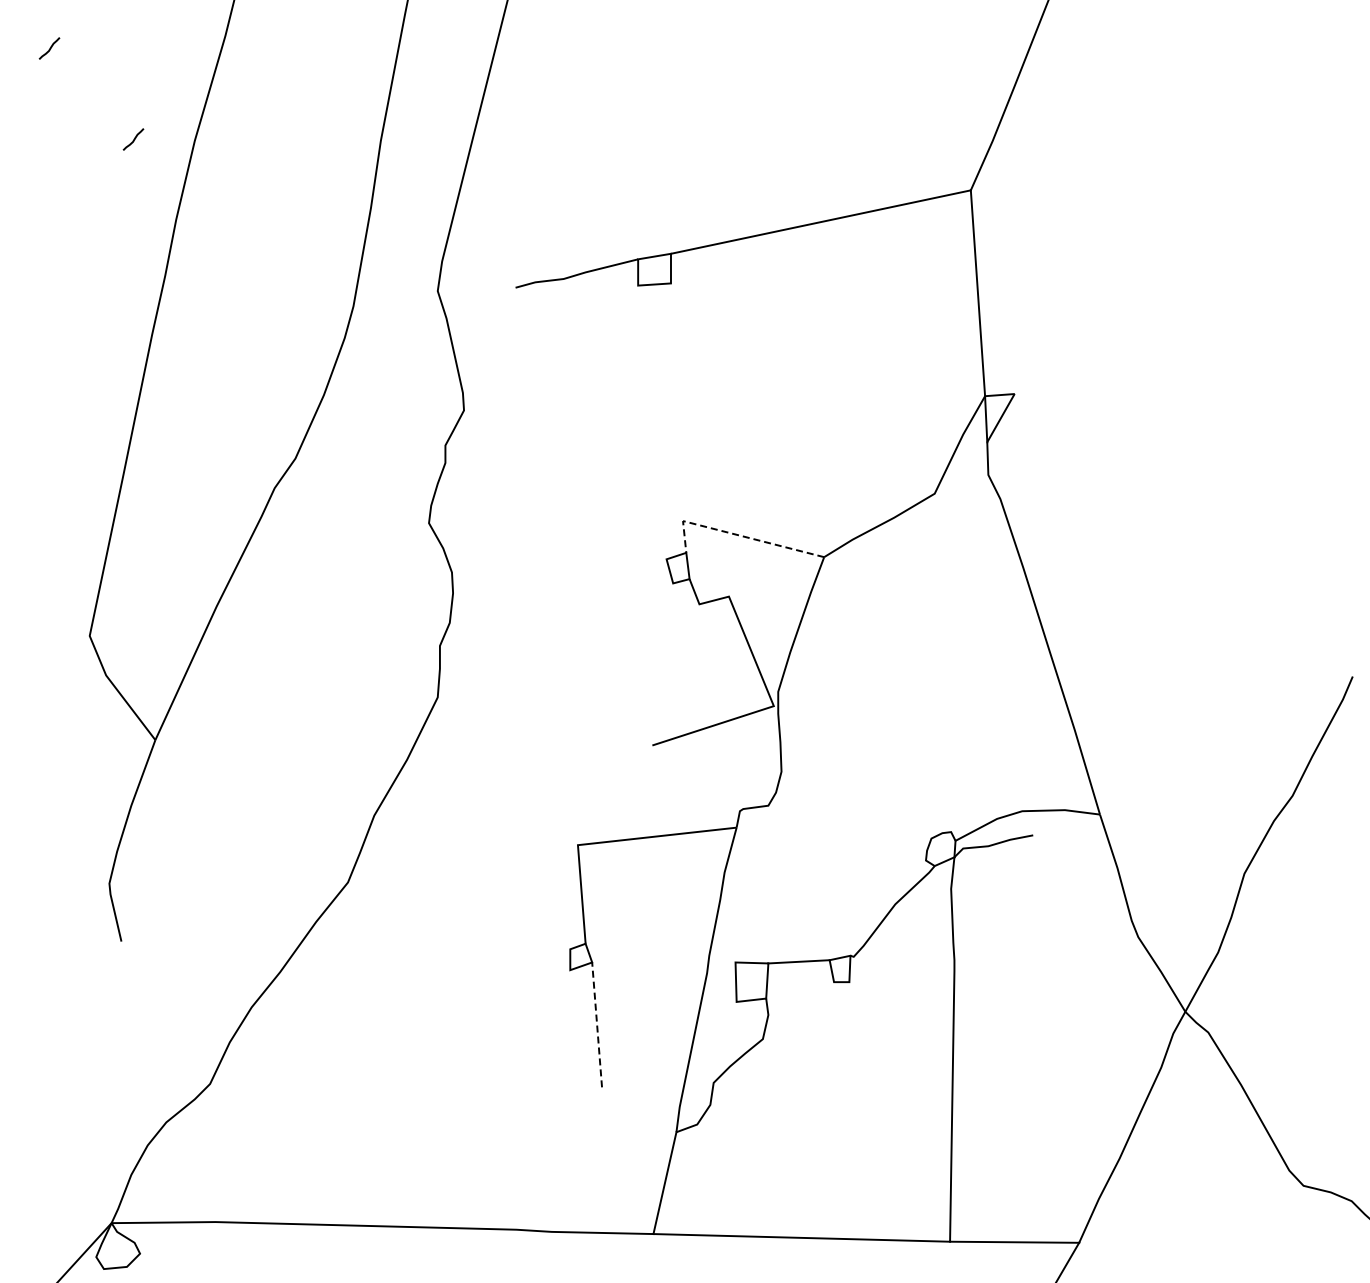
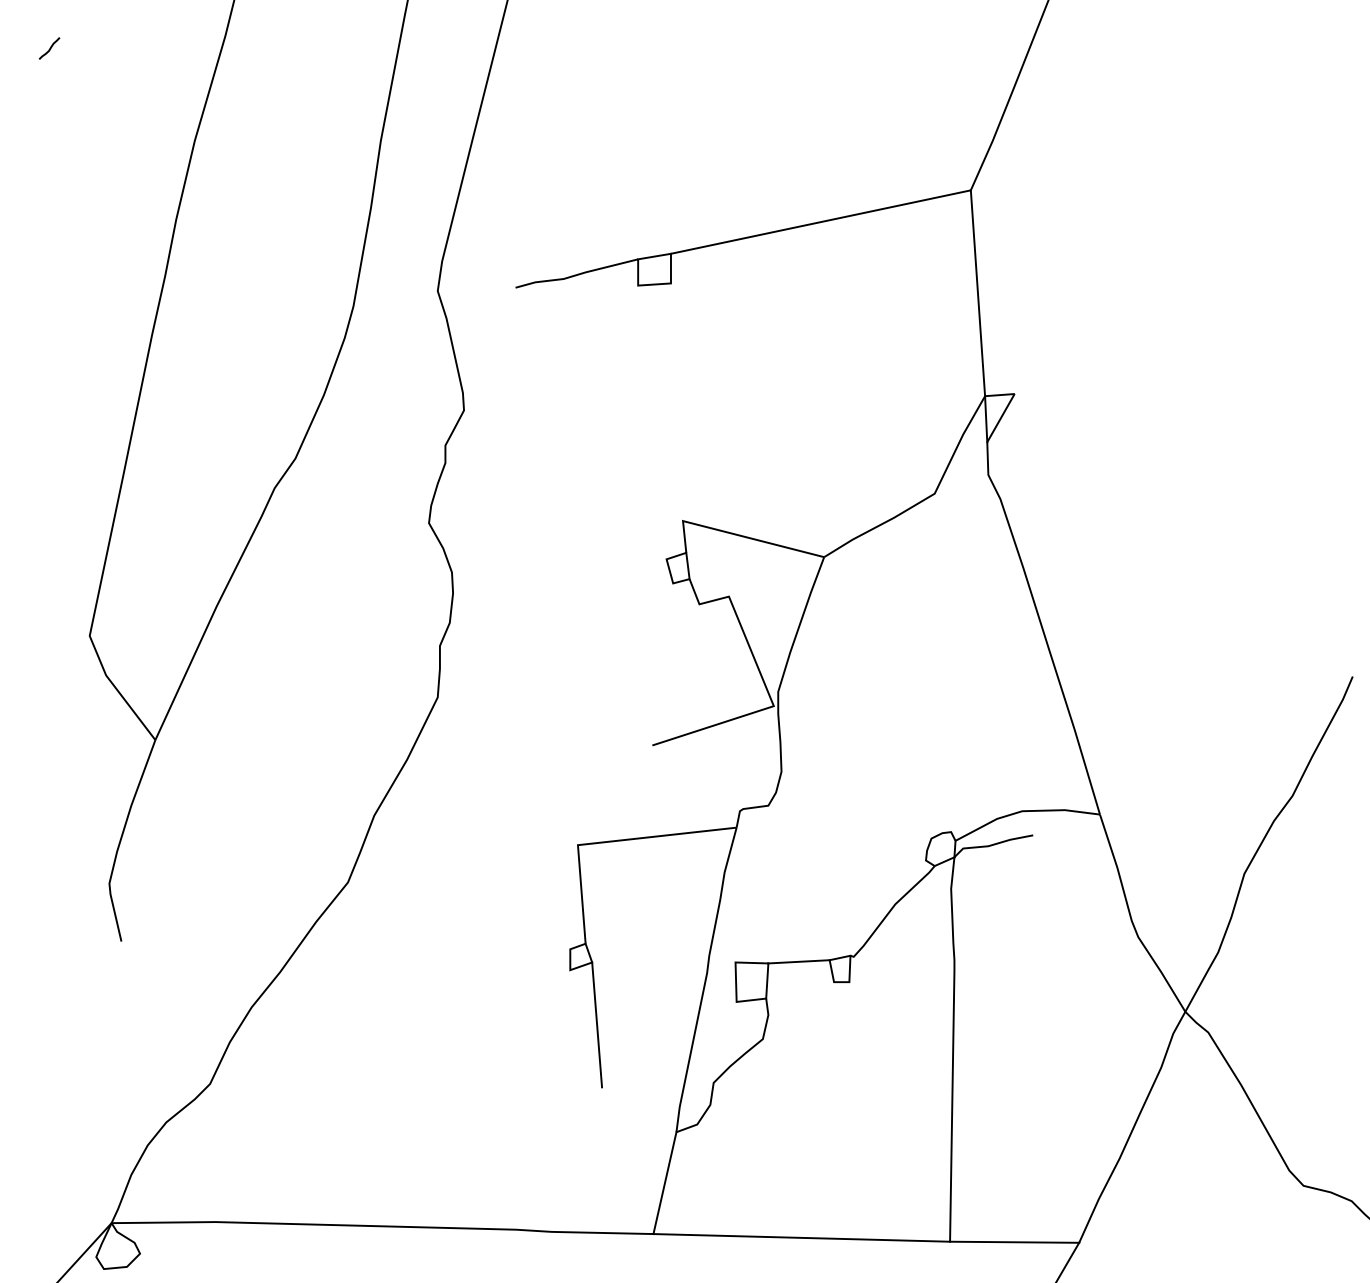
line: present -> none (133, 139)
line: dashed -> solid (737, 534)
line: dashed -> solid (597, 1024)
